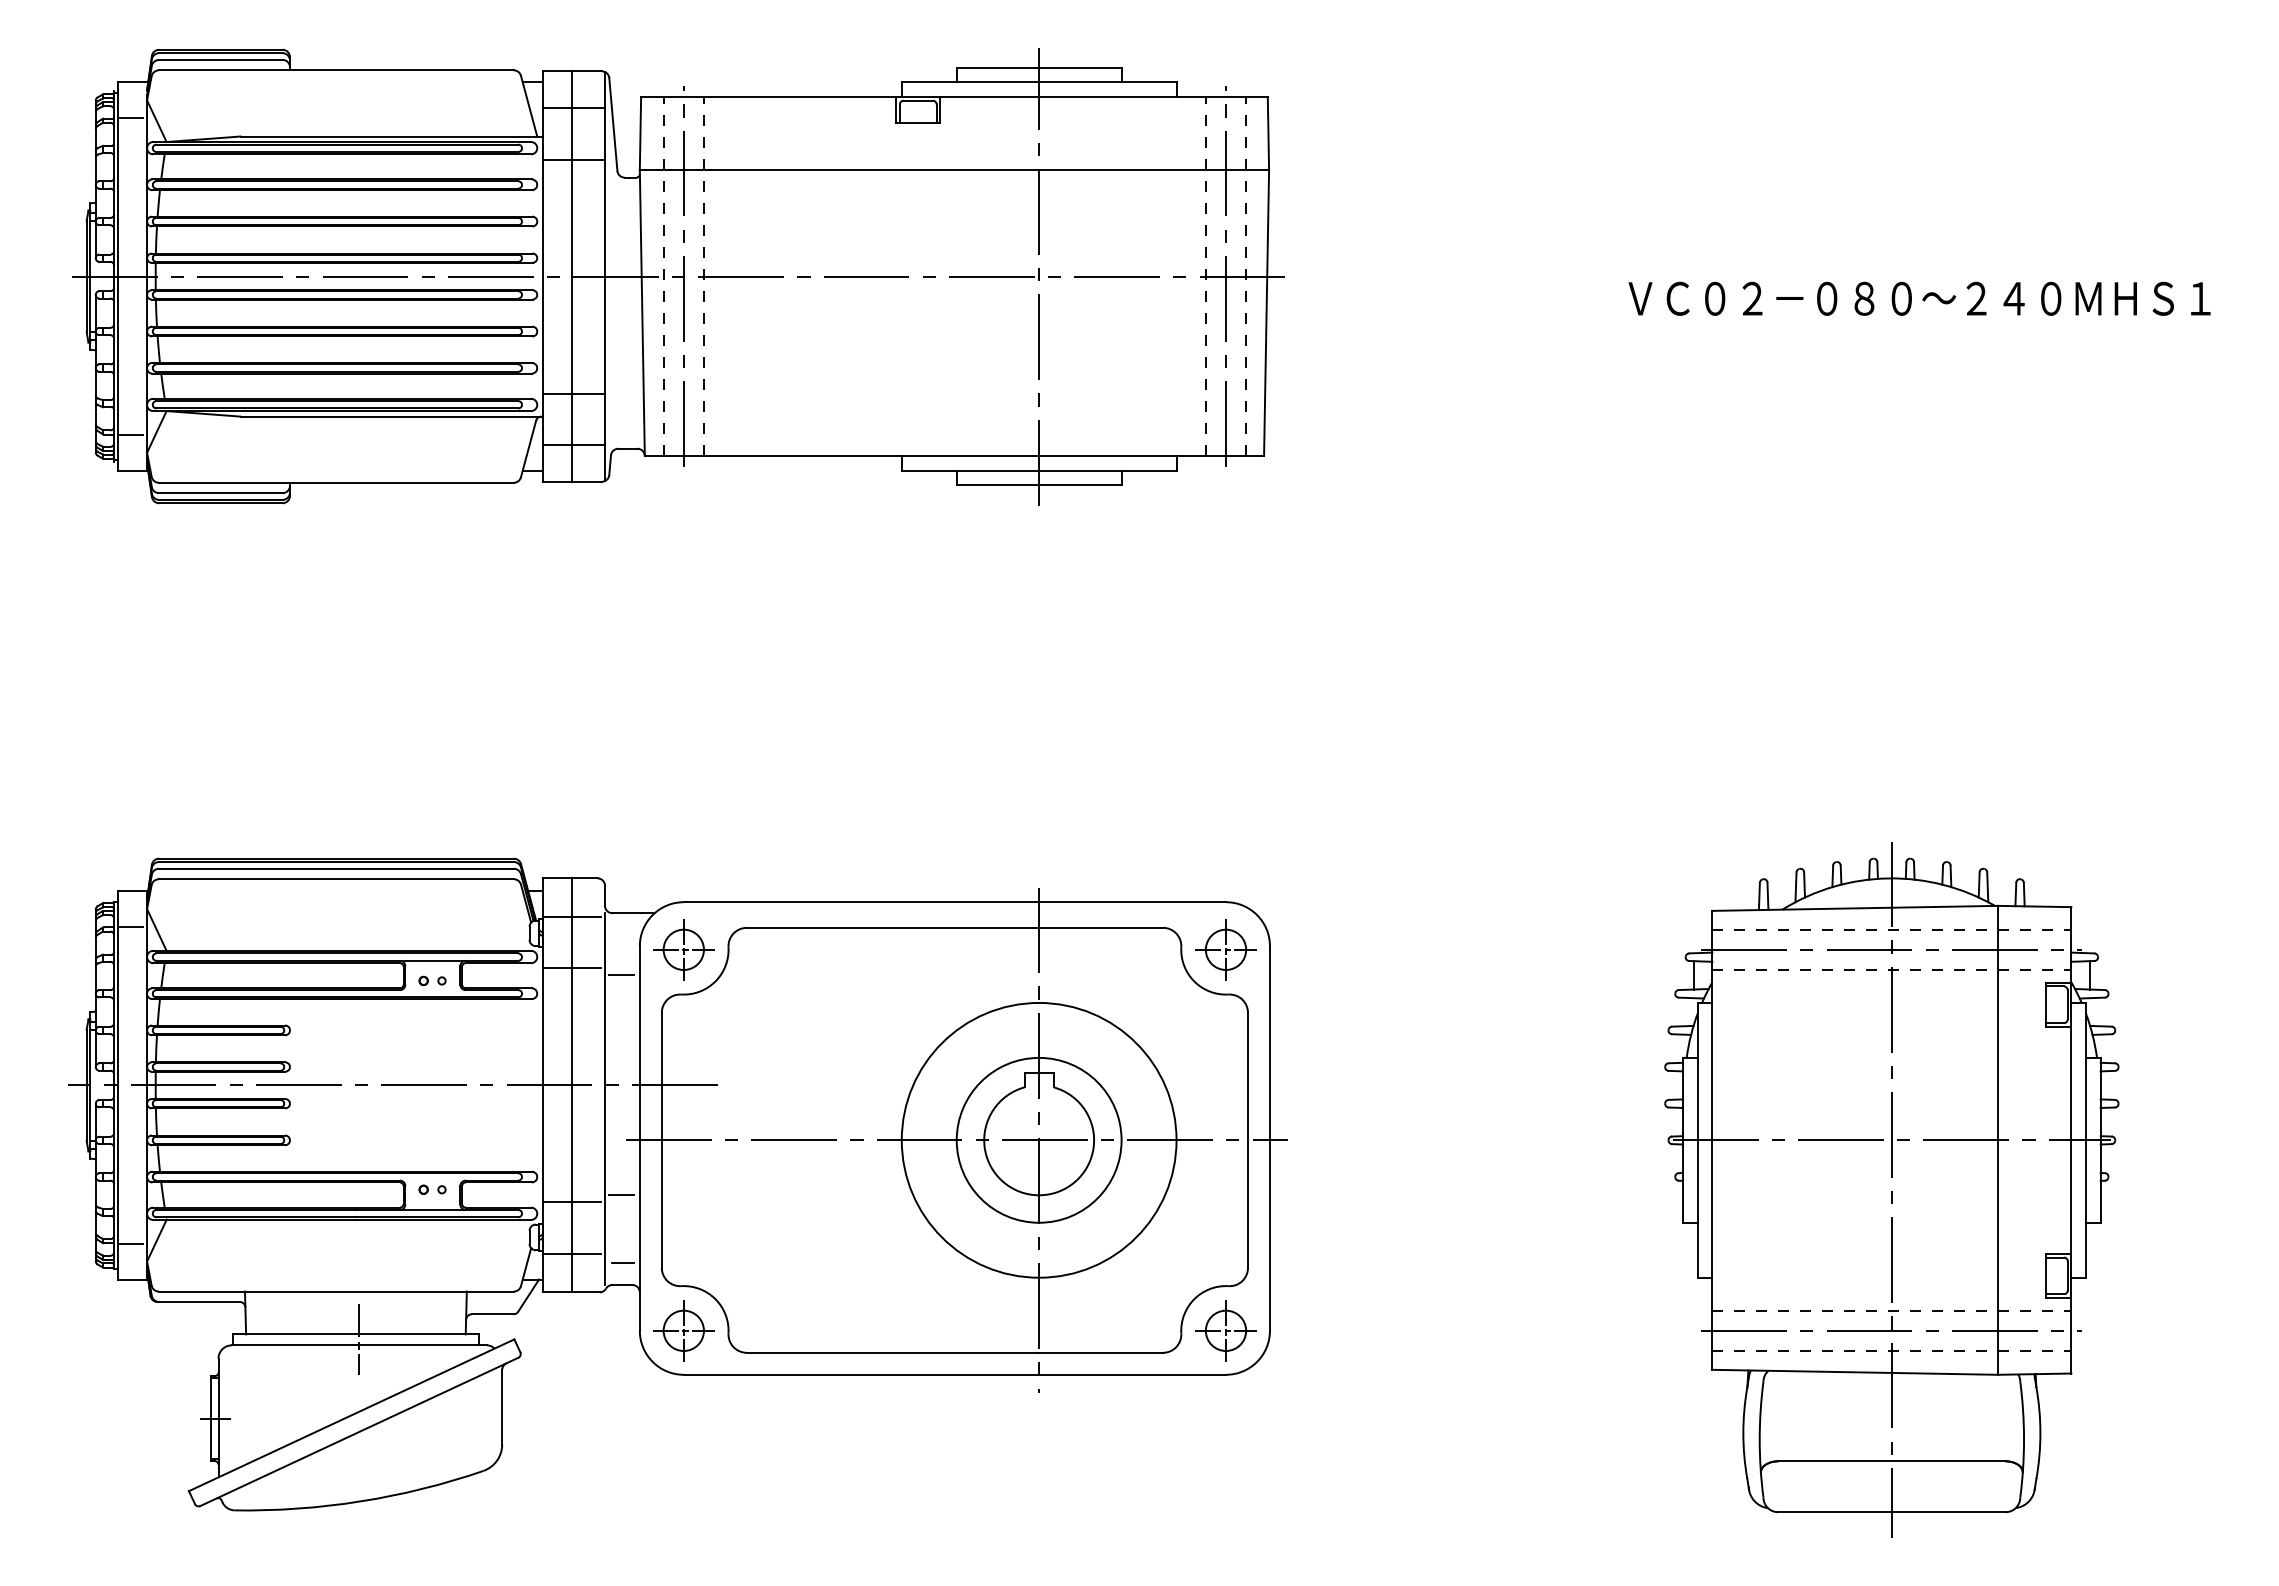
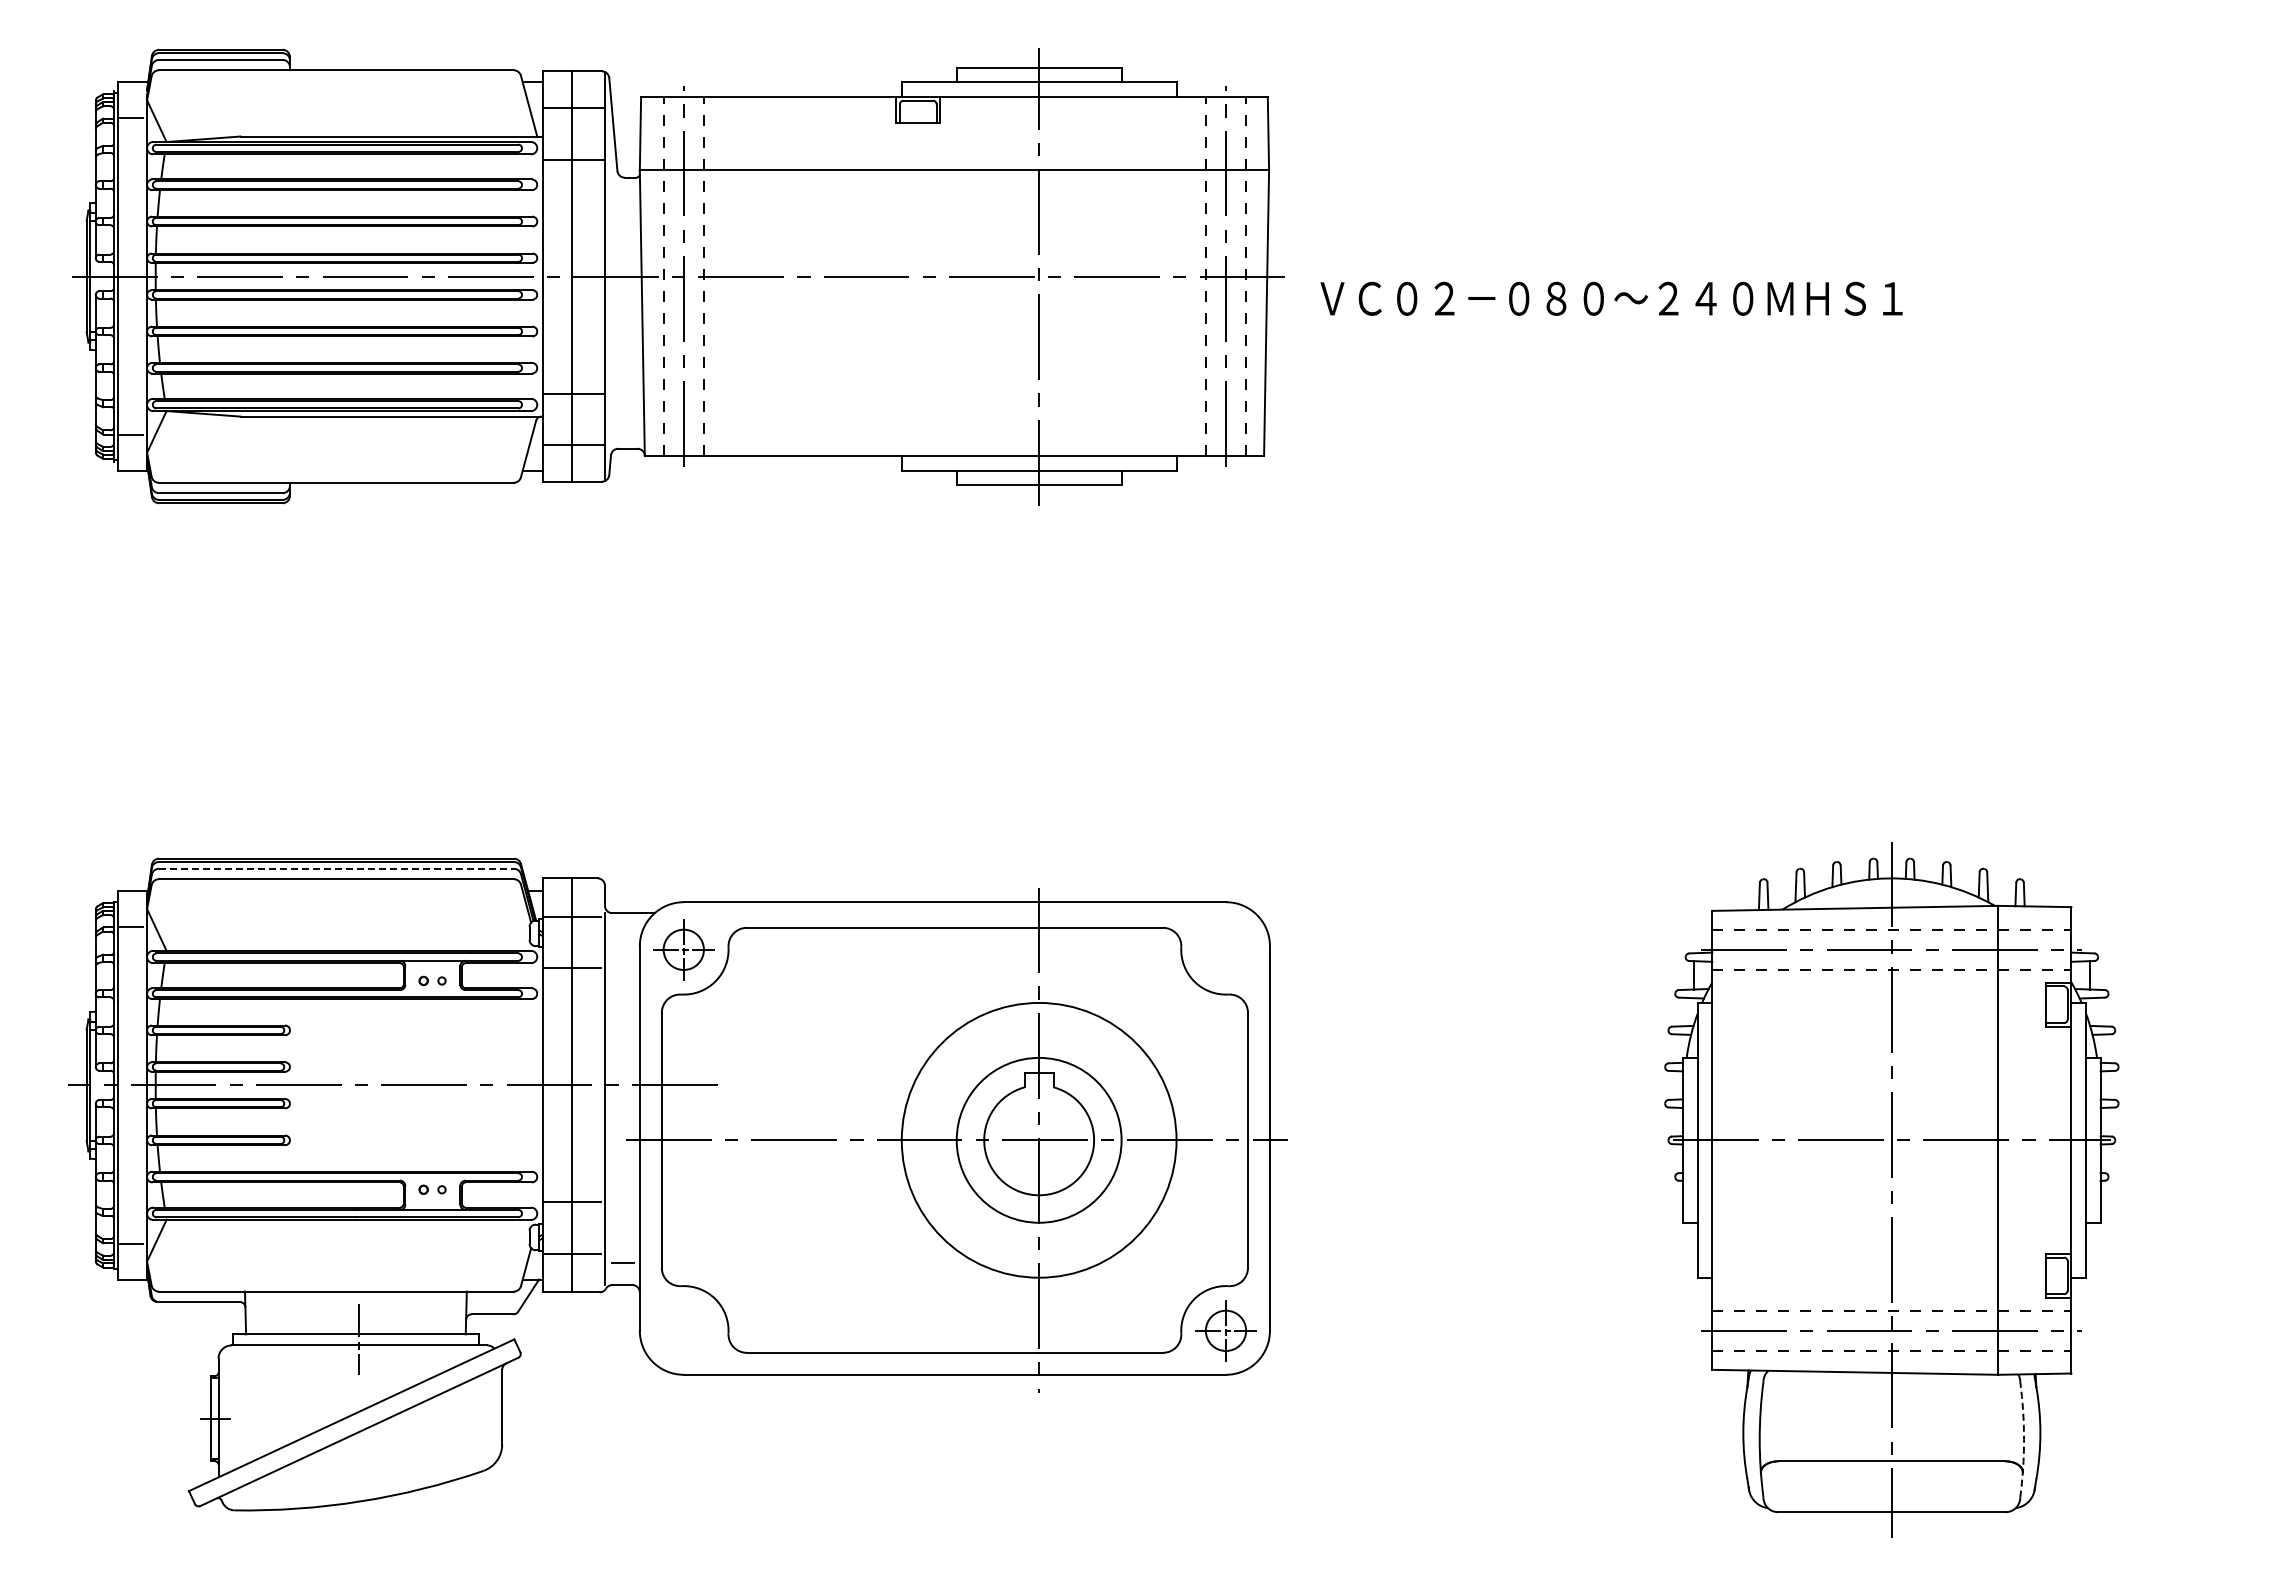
text position: (1919, 298) -> (1611, 298) (1611, 298)
line: solid -> dashed (336, 868)
part: present -> none (1225, 949)
line: present -> none (621, 975)
line: present -> none (621, 1195)
part: present -> none (683, 1330)
arc: solid -> dashed (2024, 1439)
